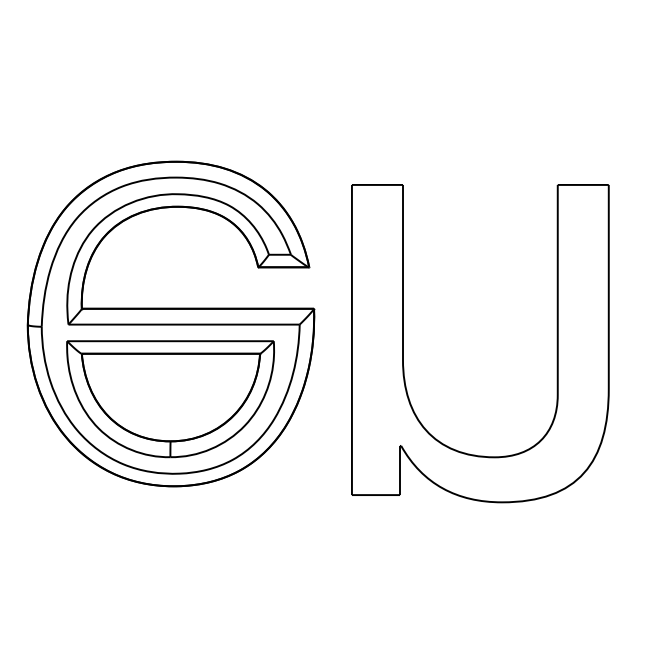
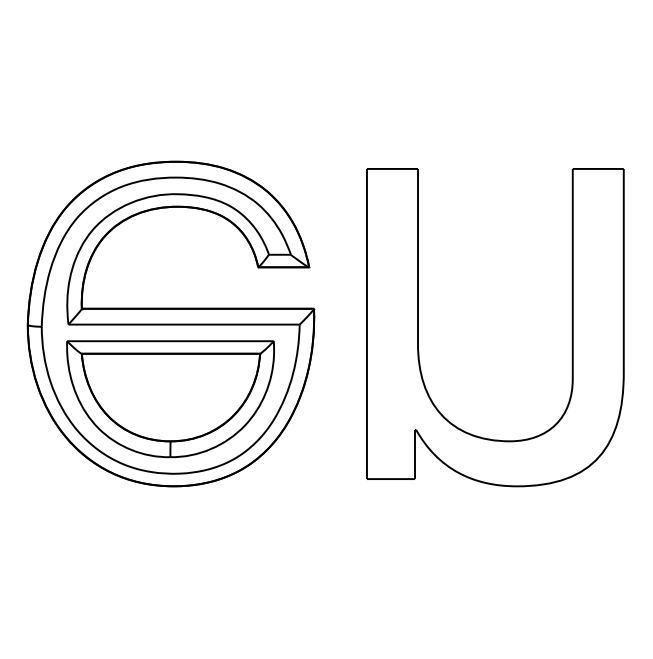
part position: (556, 343) -> (571, 327) (571, 327)
